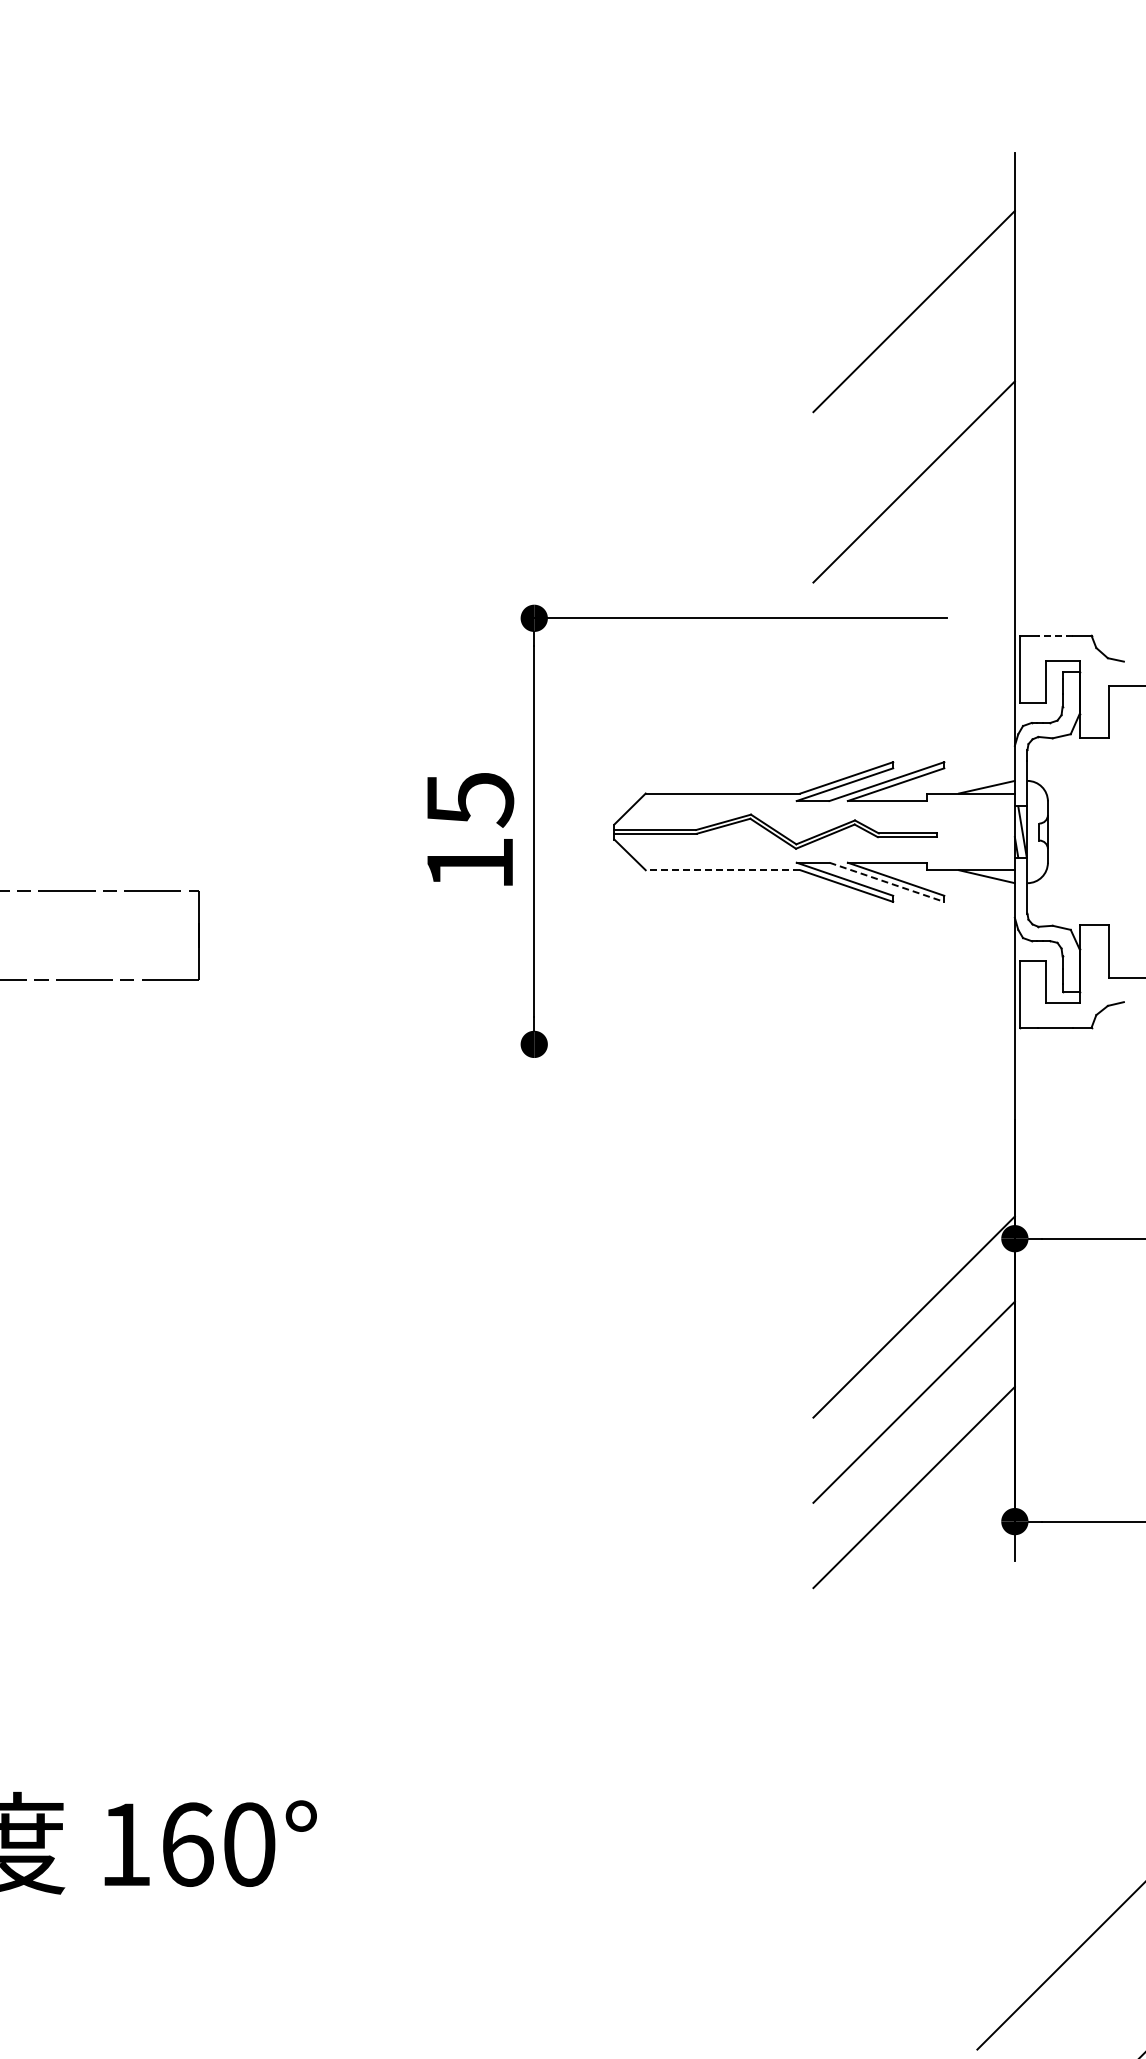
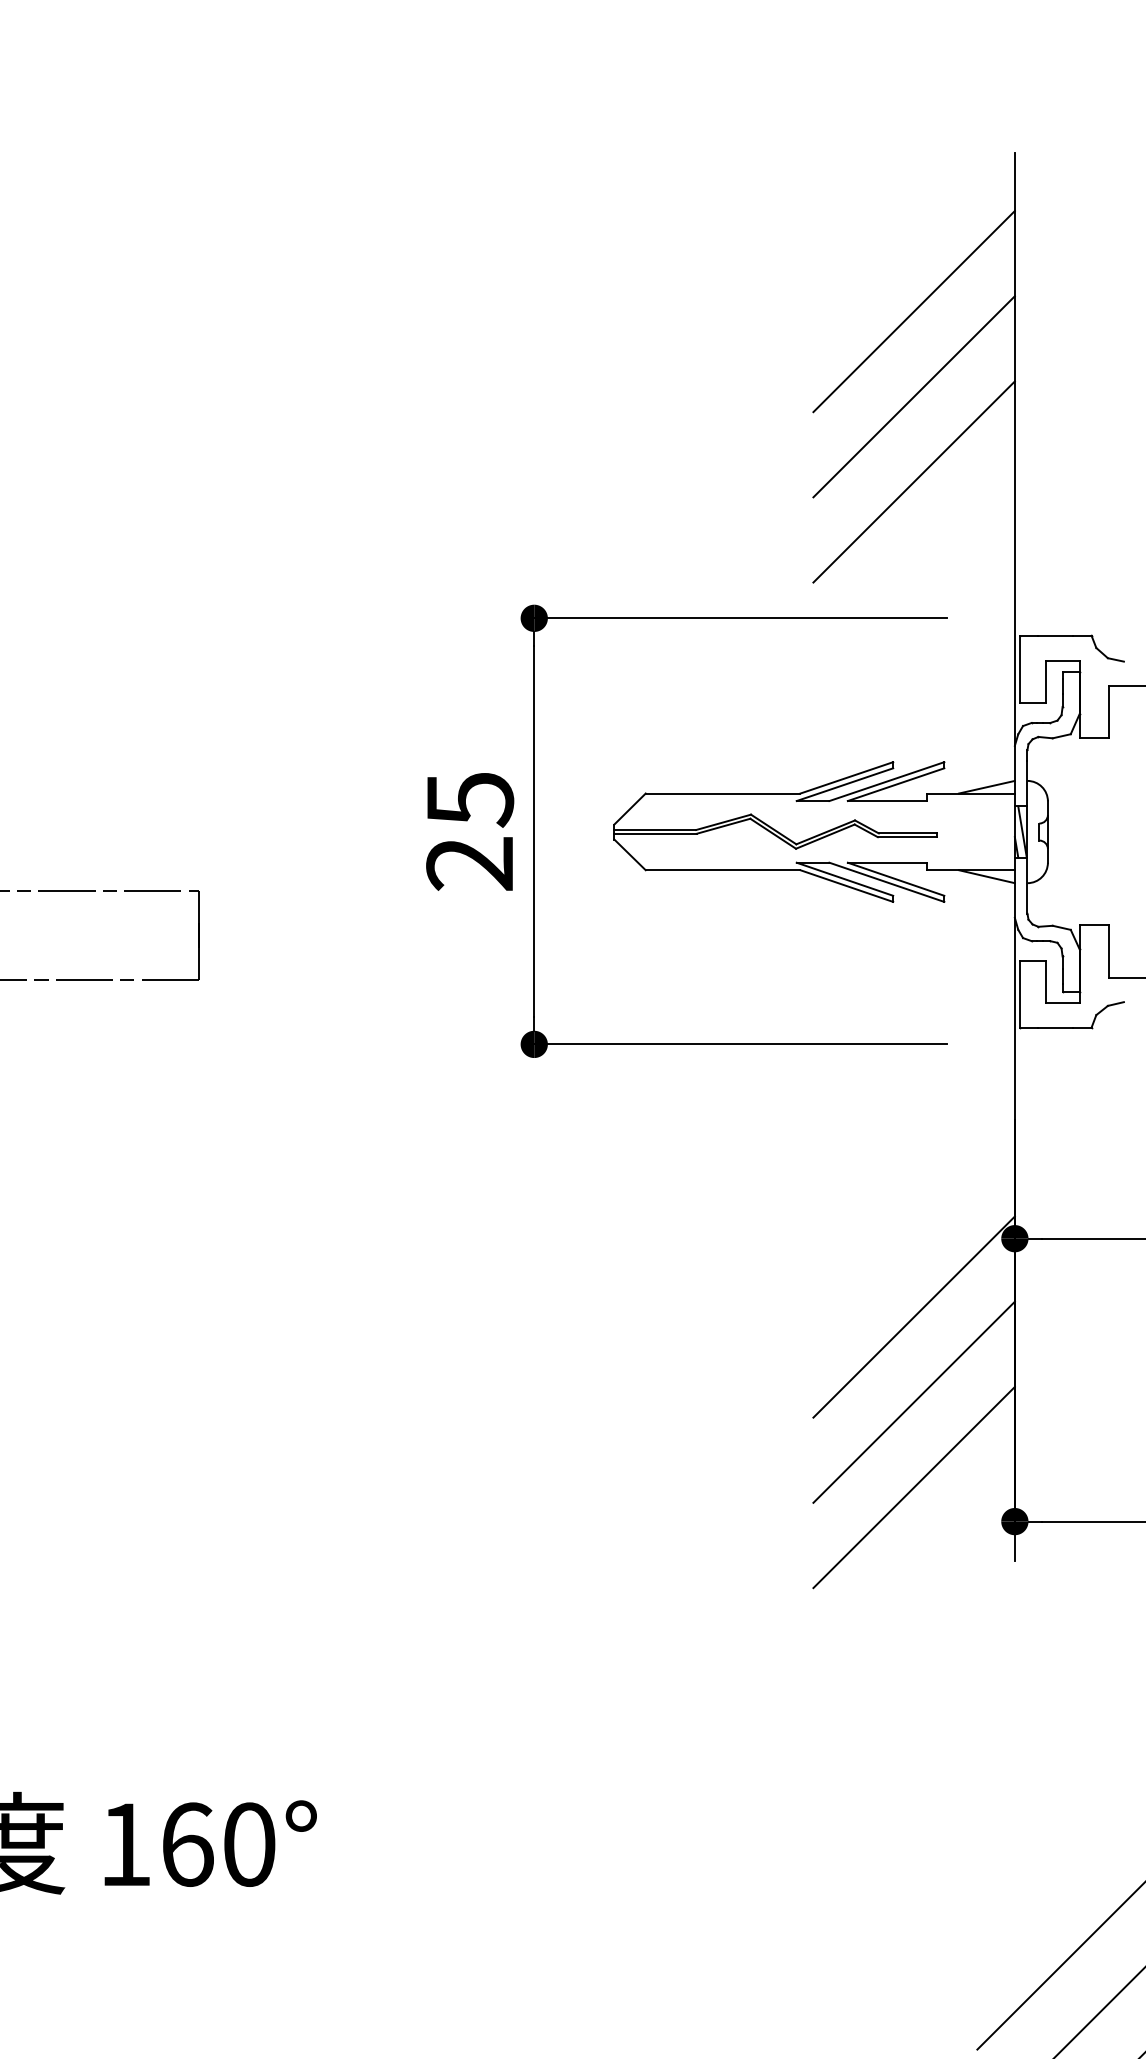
line: none -> present (913, 396)
line: dashed -> solid (1055, 635)
text: 15 -> 25 (469, 863)
line: dashed -> solid (722, 870)
line: dashed -> solid (886, 882)
line: none -> present (740, 1044)
line: none -> present (1099, 2012)
